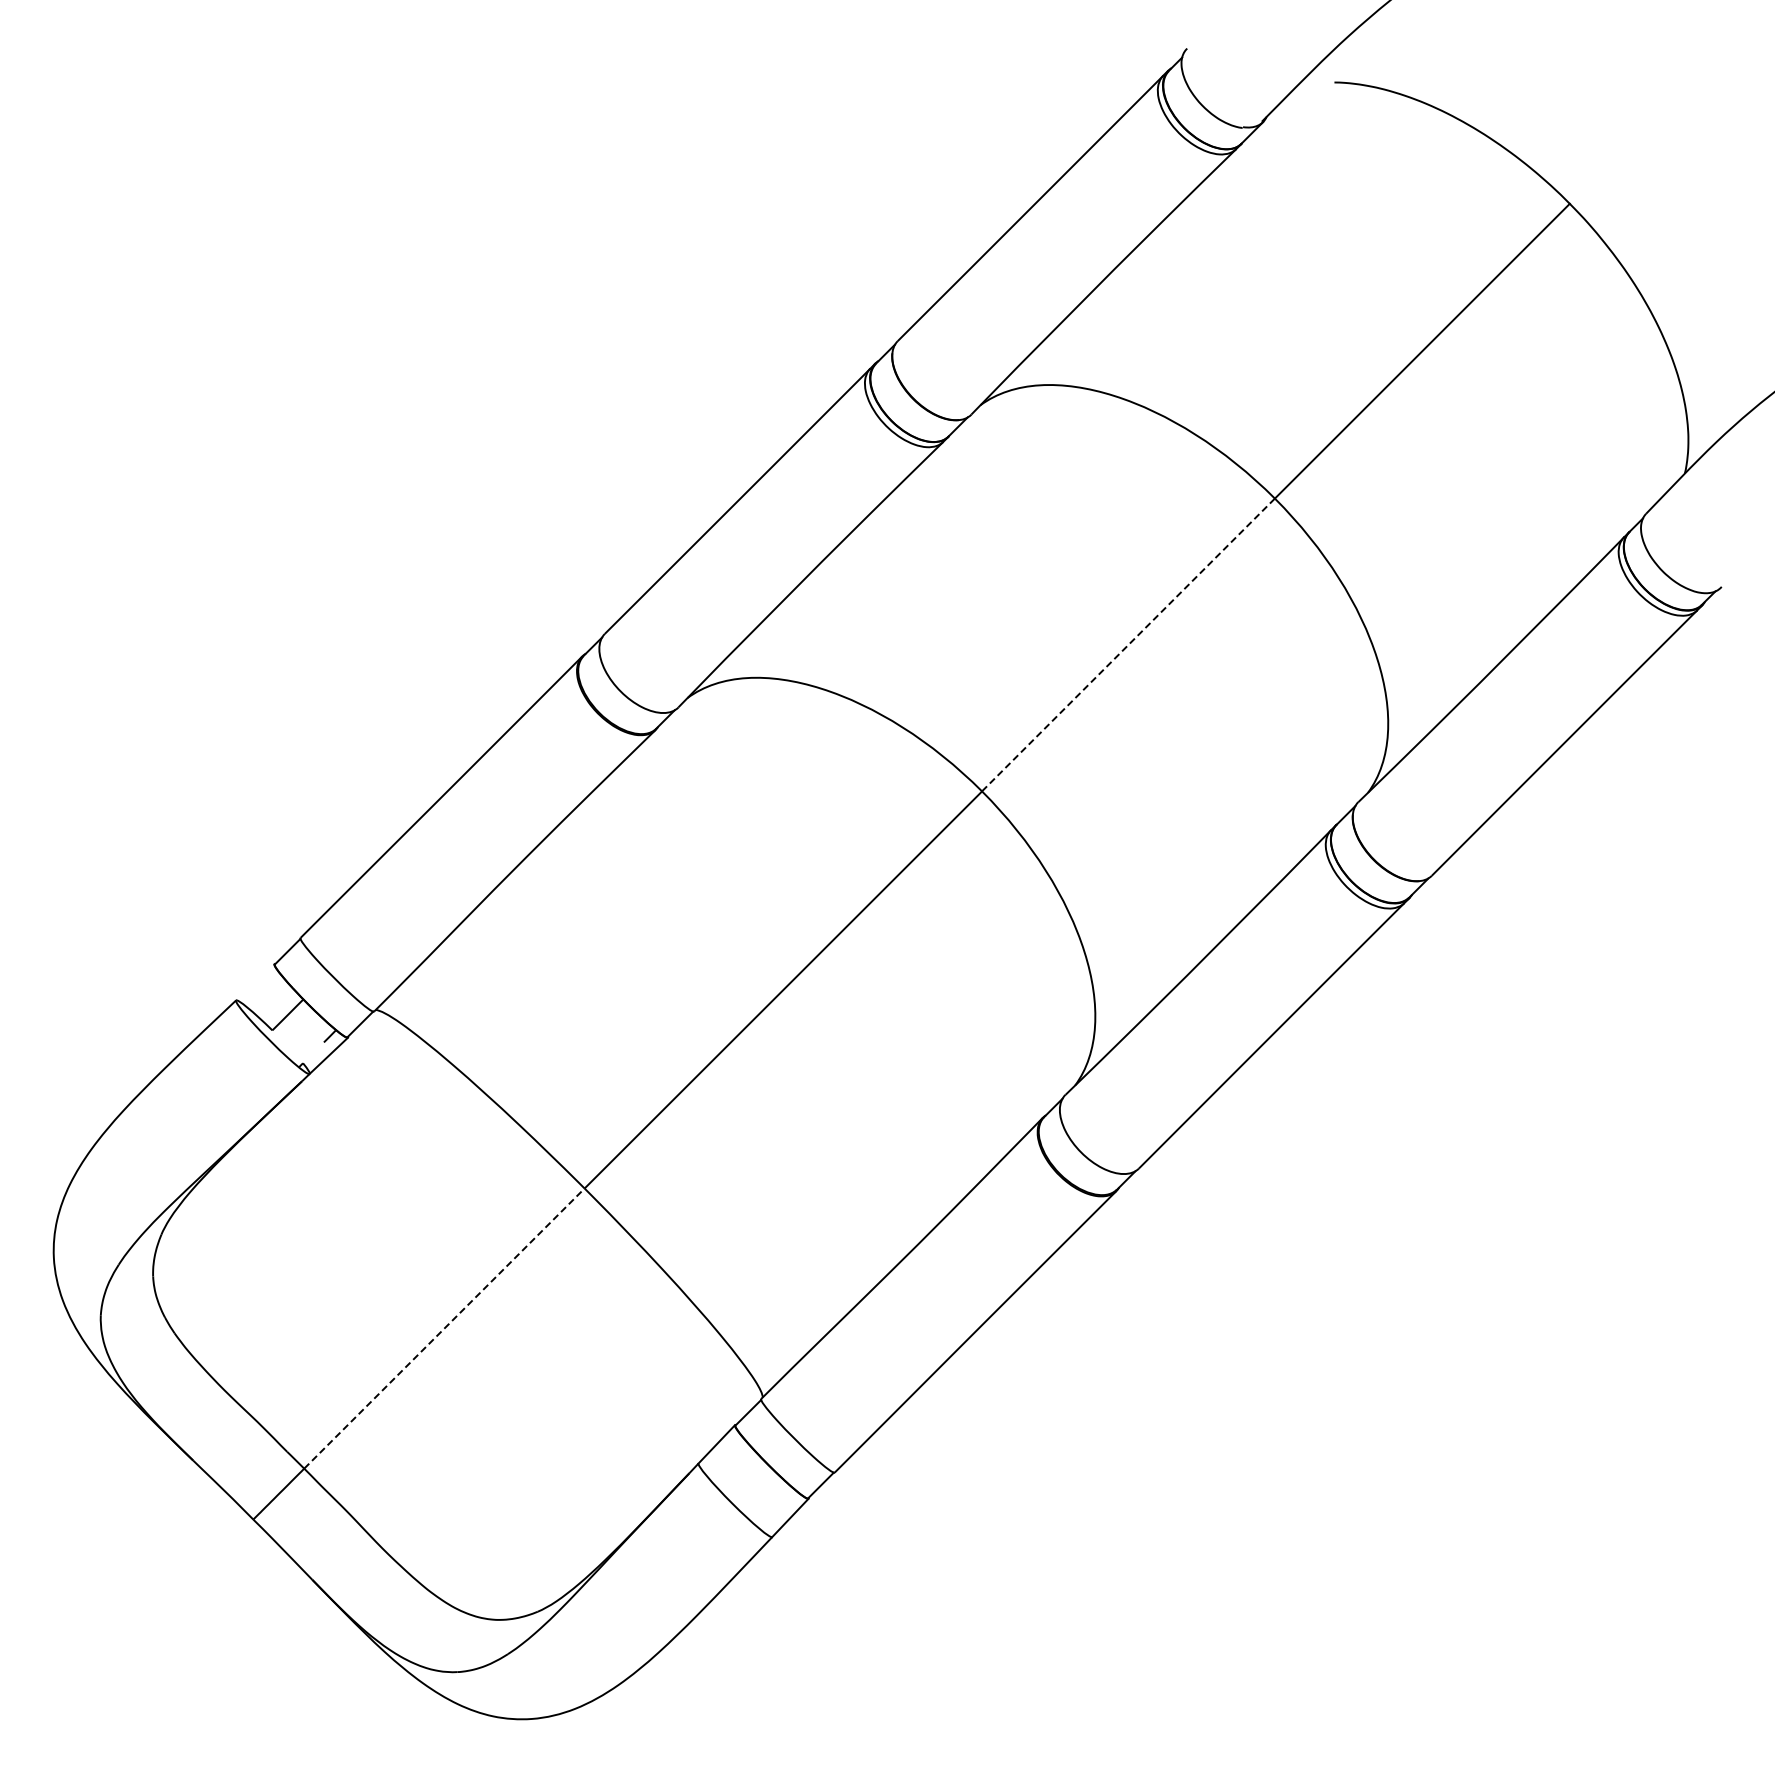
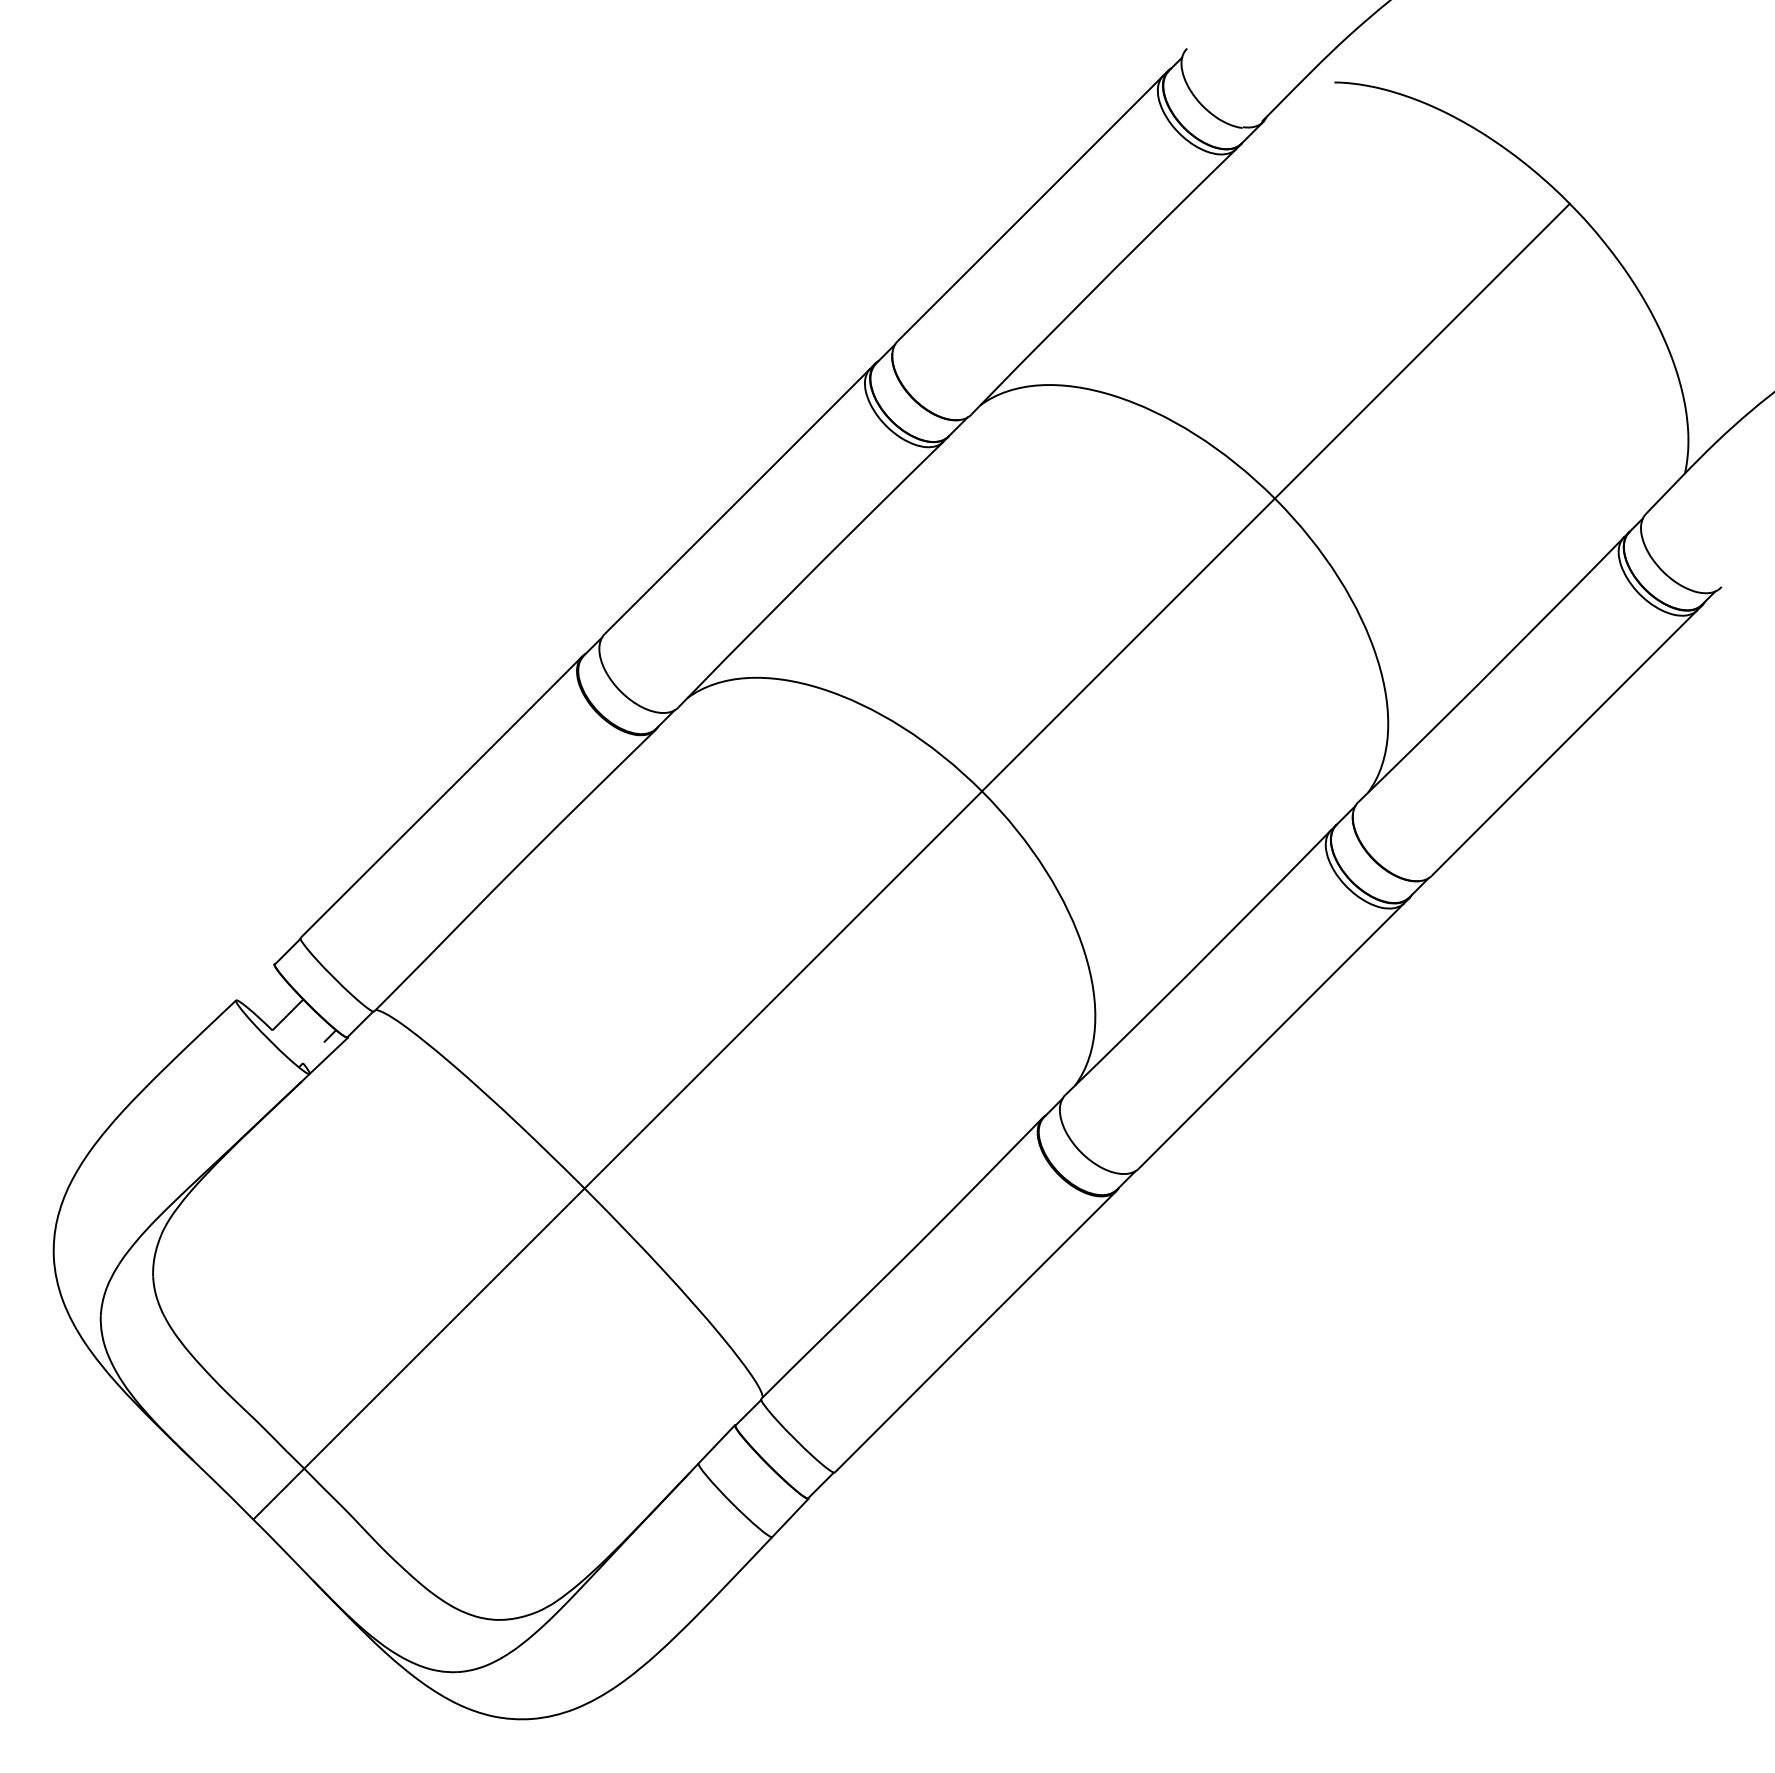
line: dashed -> solid (1128, 644)
line: dashed -> solid (444, 1328)
